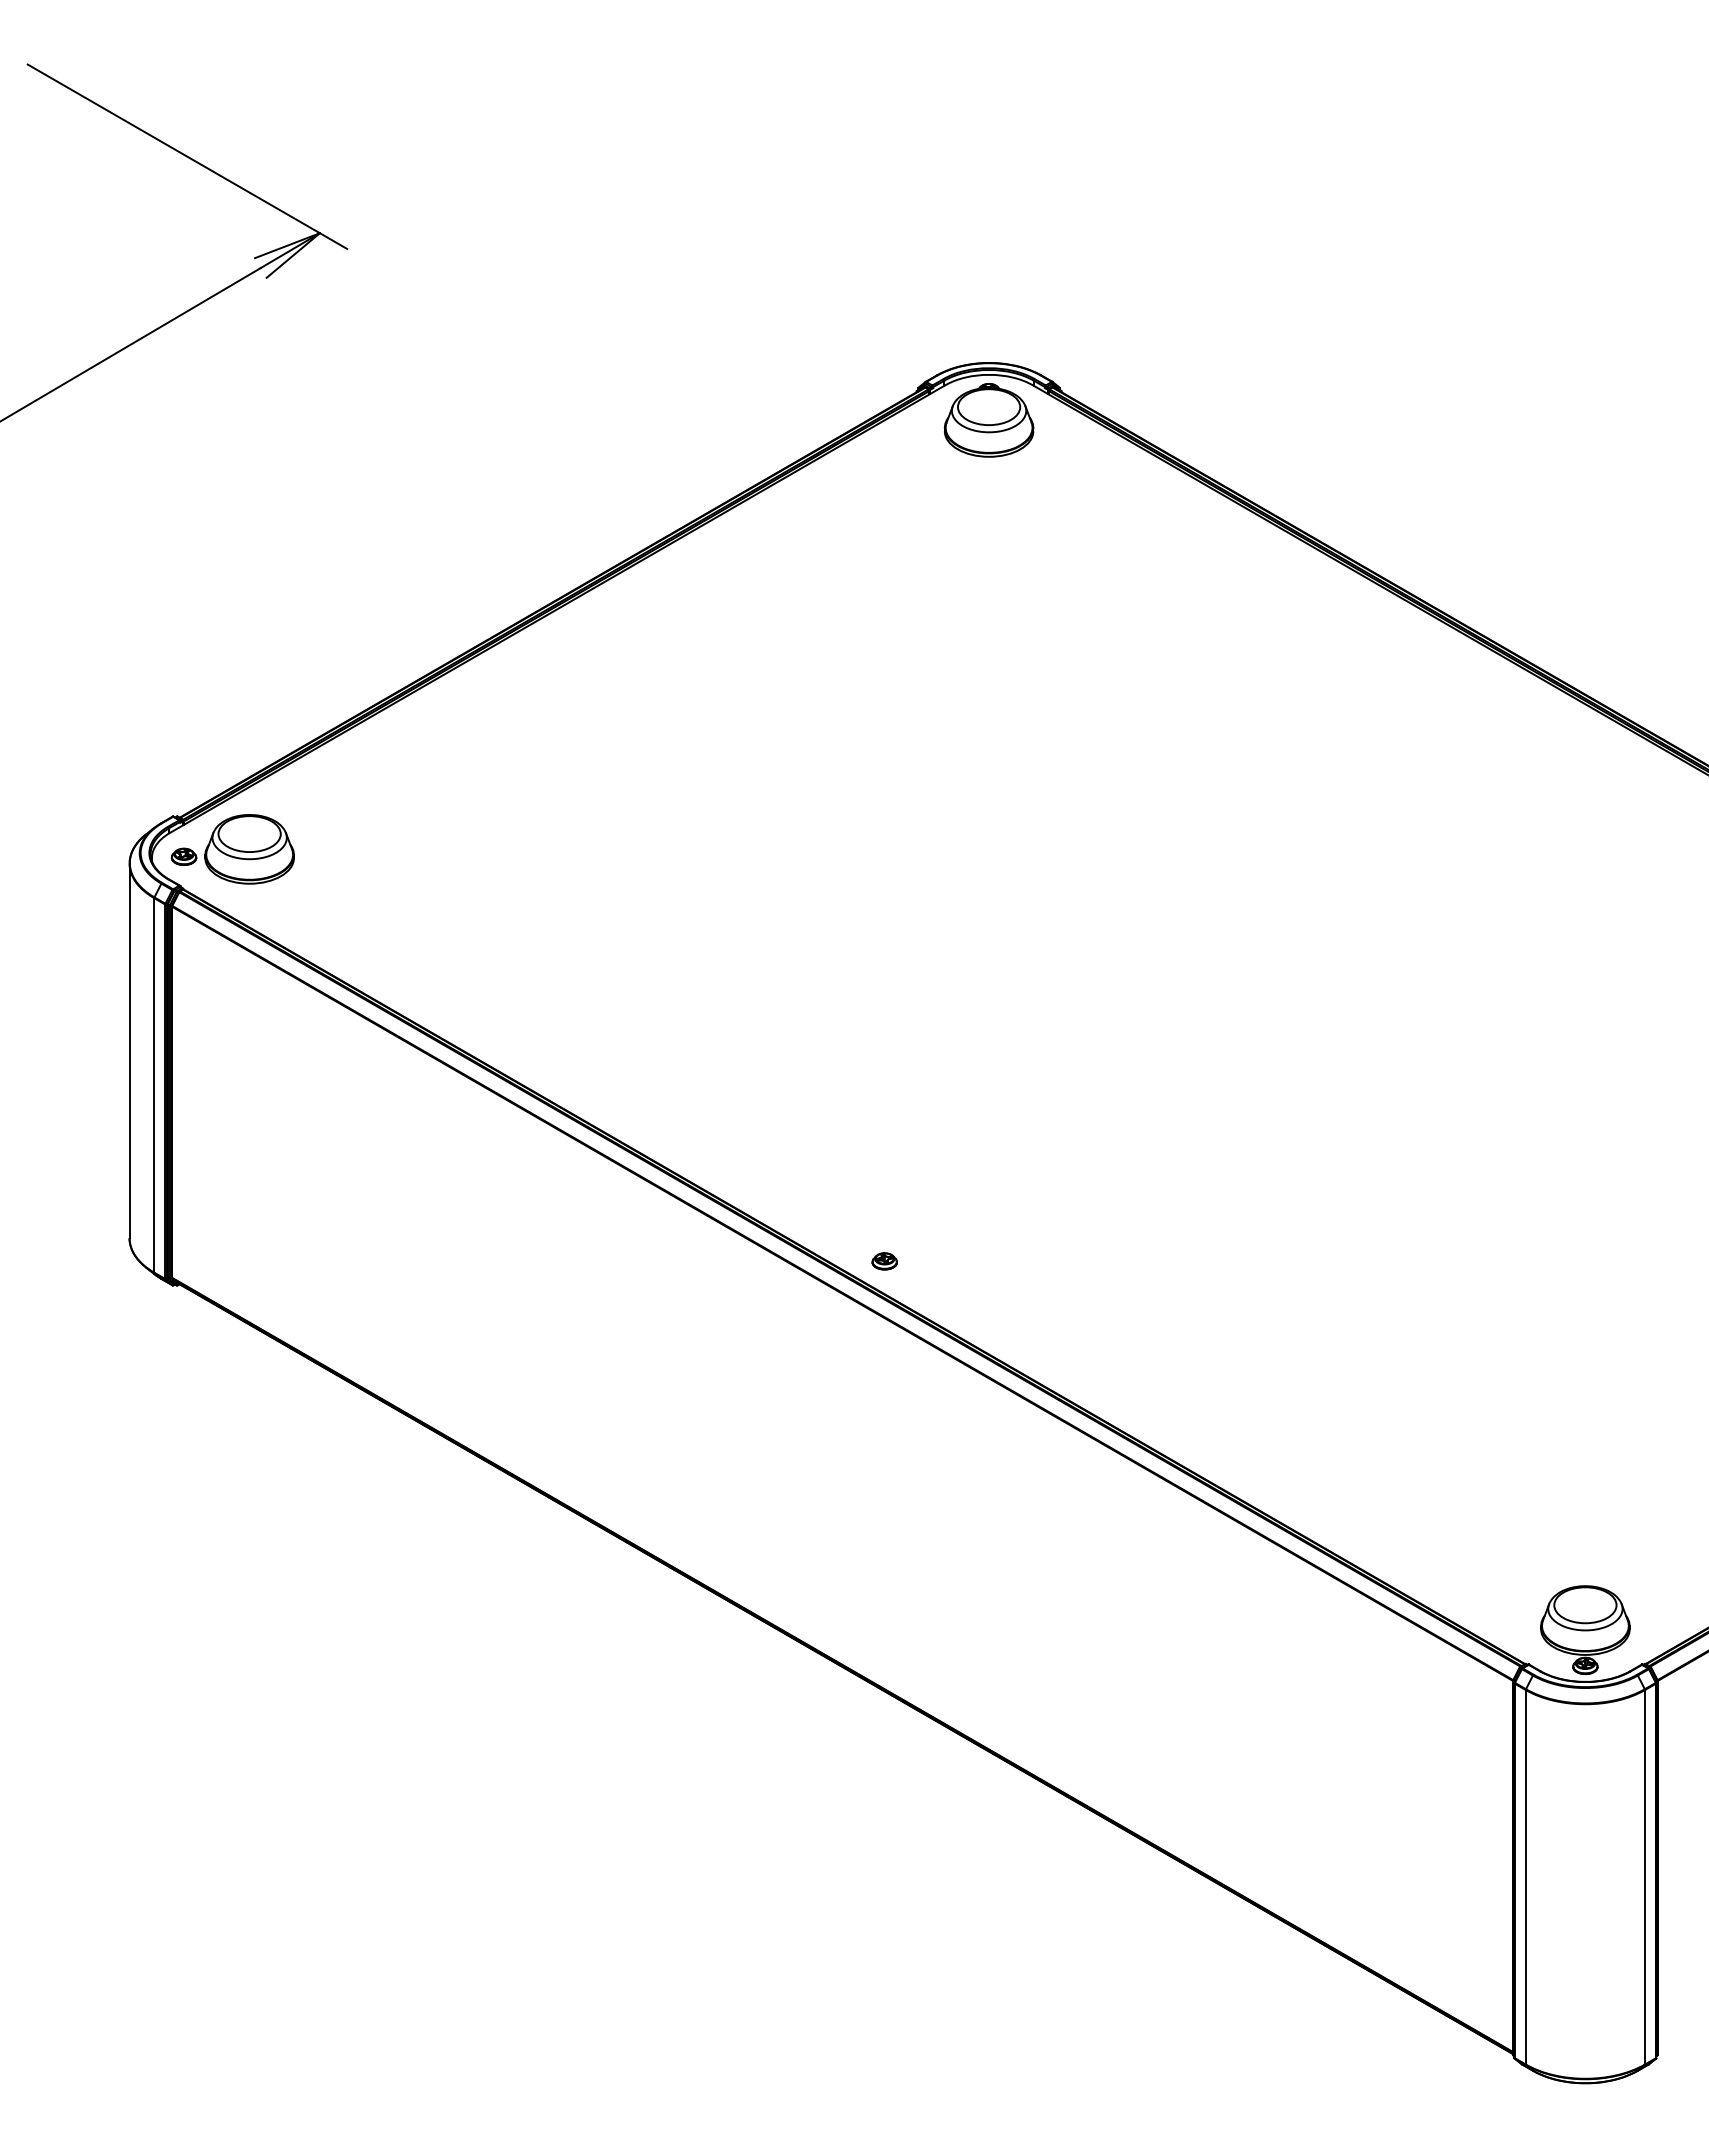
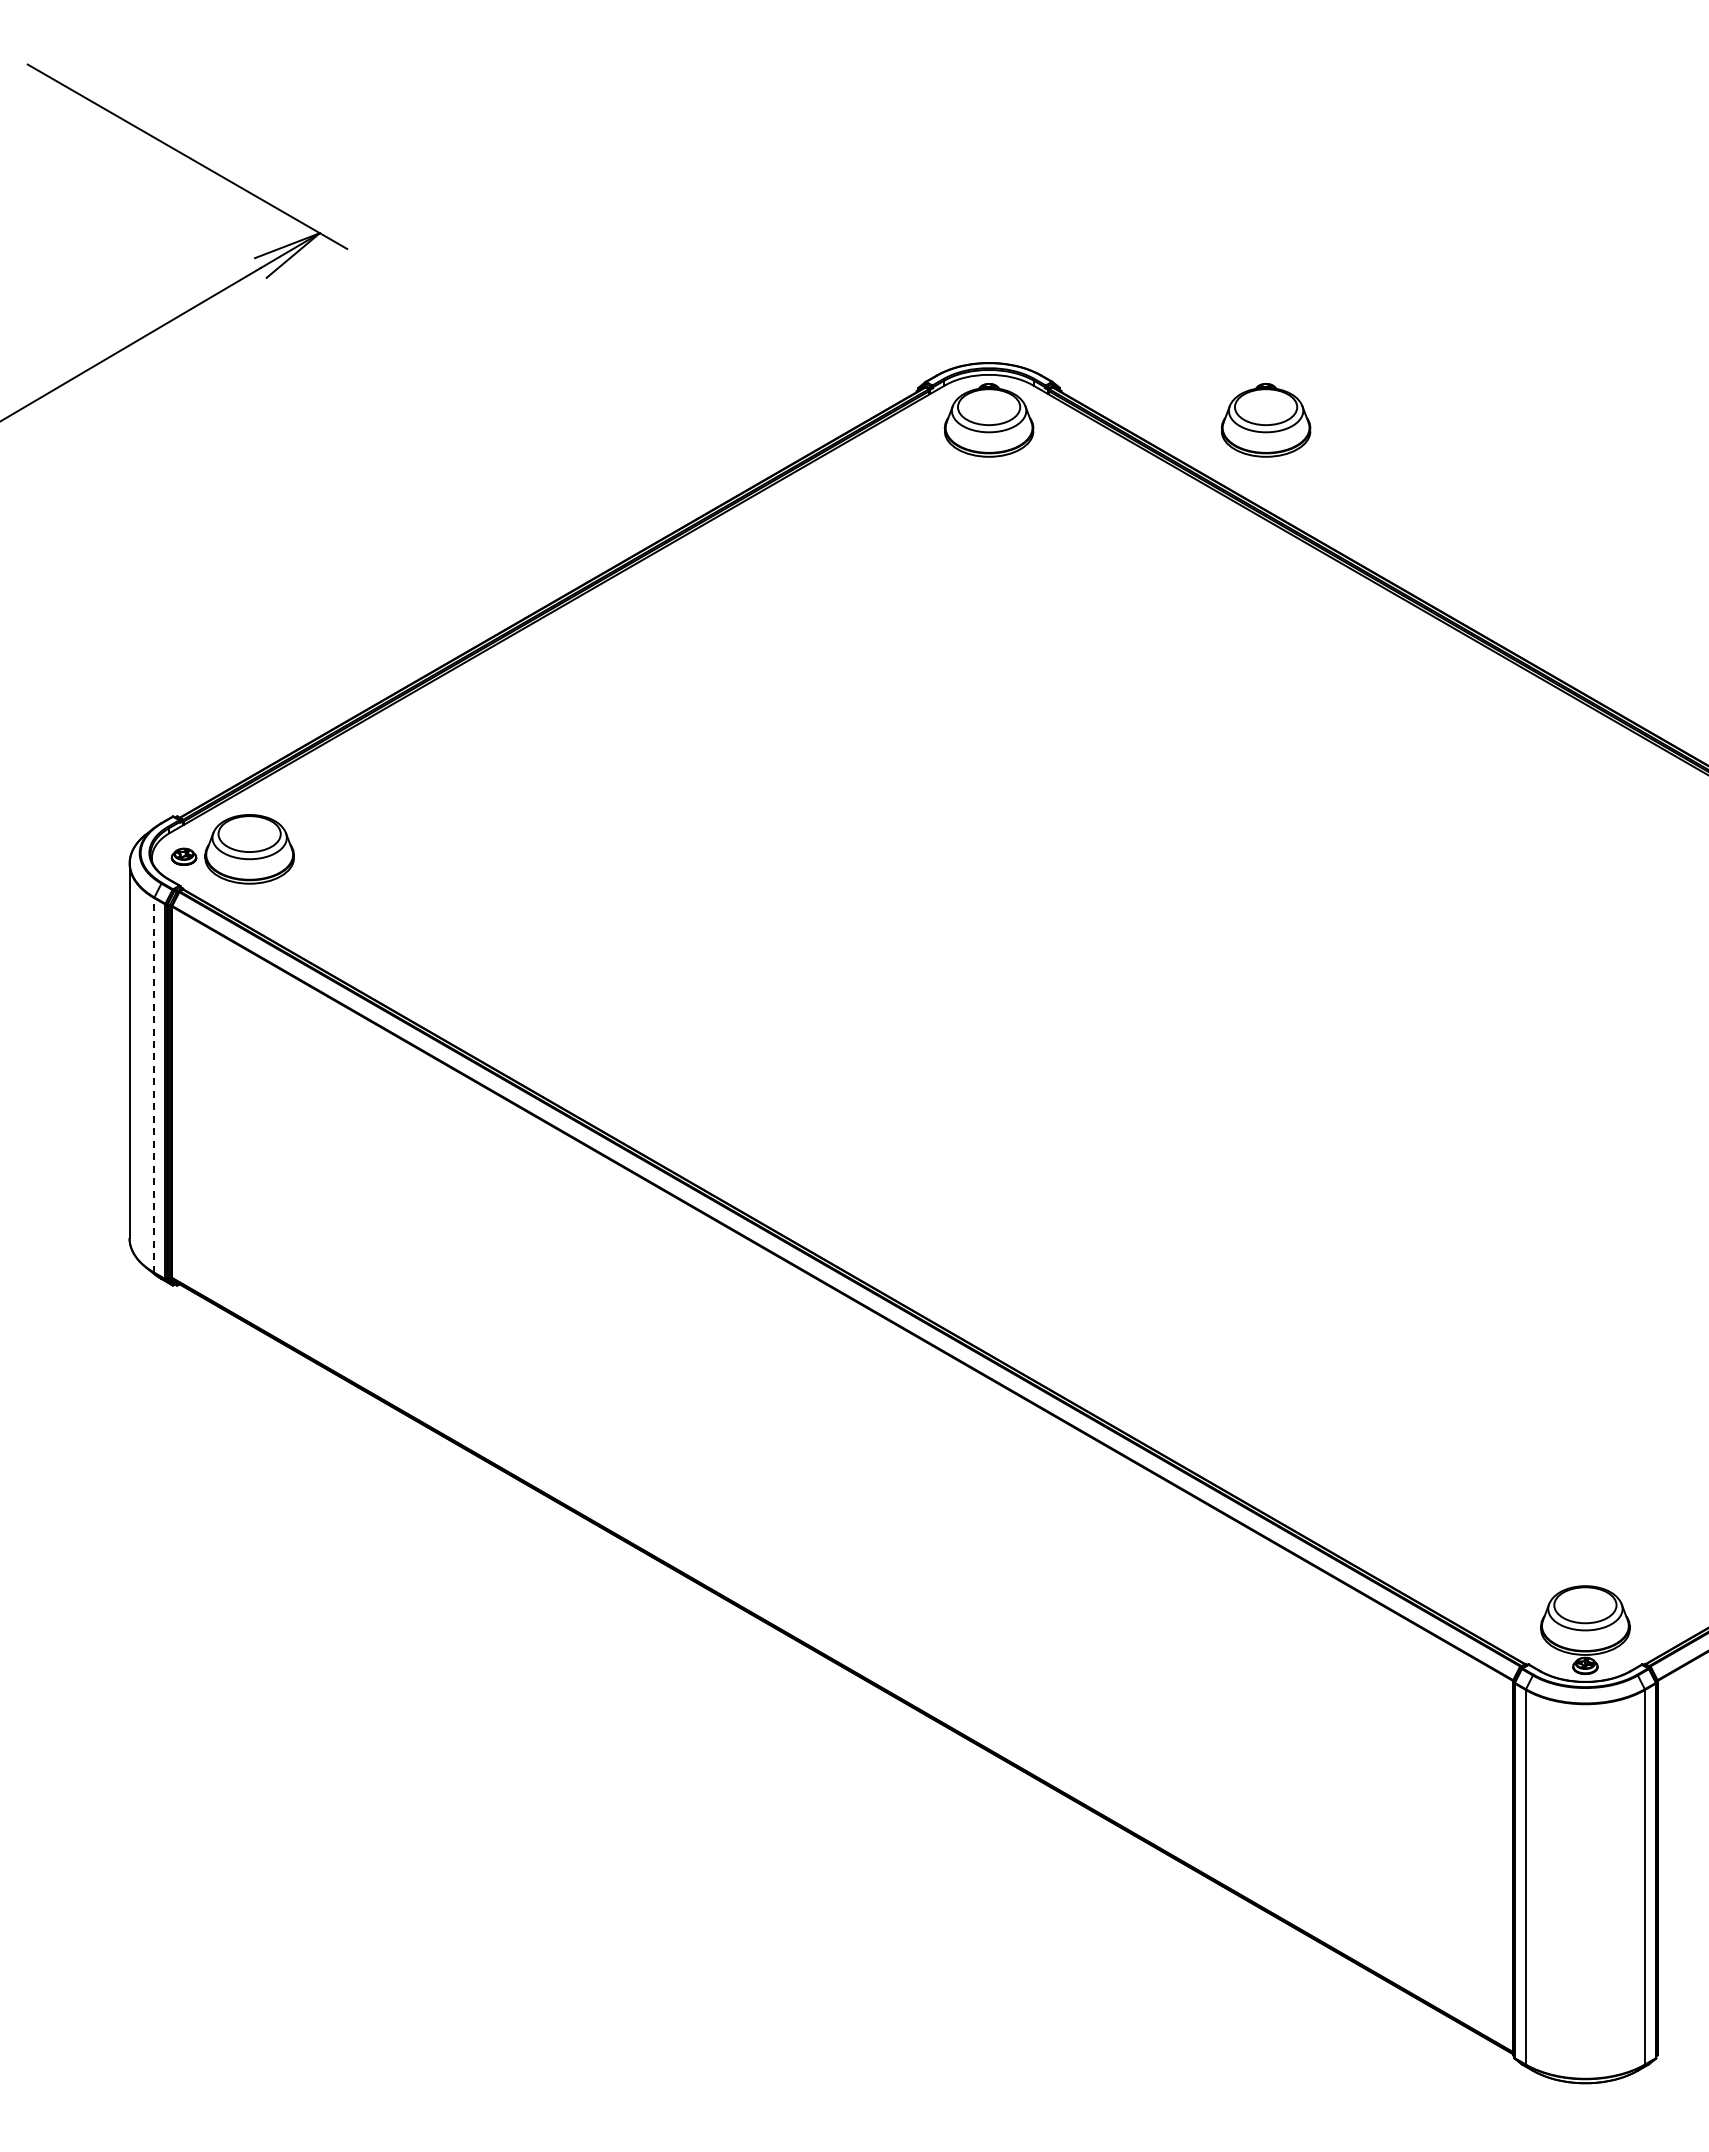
part: none -> present (1265, 420)
line: solid -> dashed (154, 1084)
part: present -> none (884, 1261)
